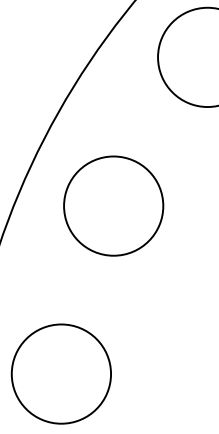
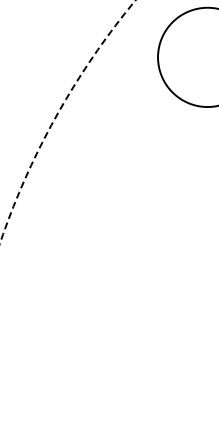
arc: solid -> dashed (57, 115)
circle: present -> none (113, 205)
circle: present -> none (60, 373)
